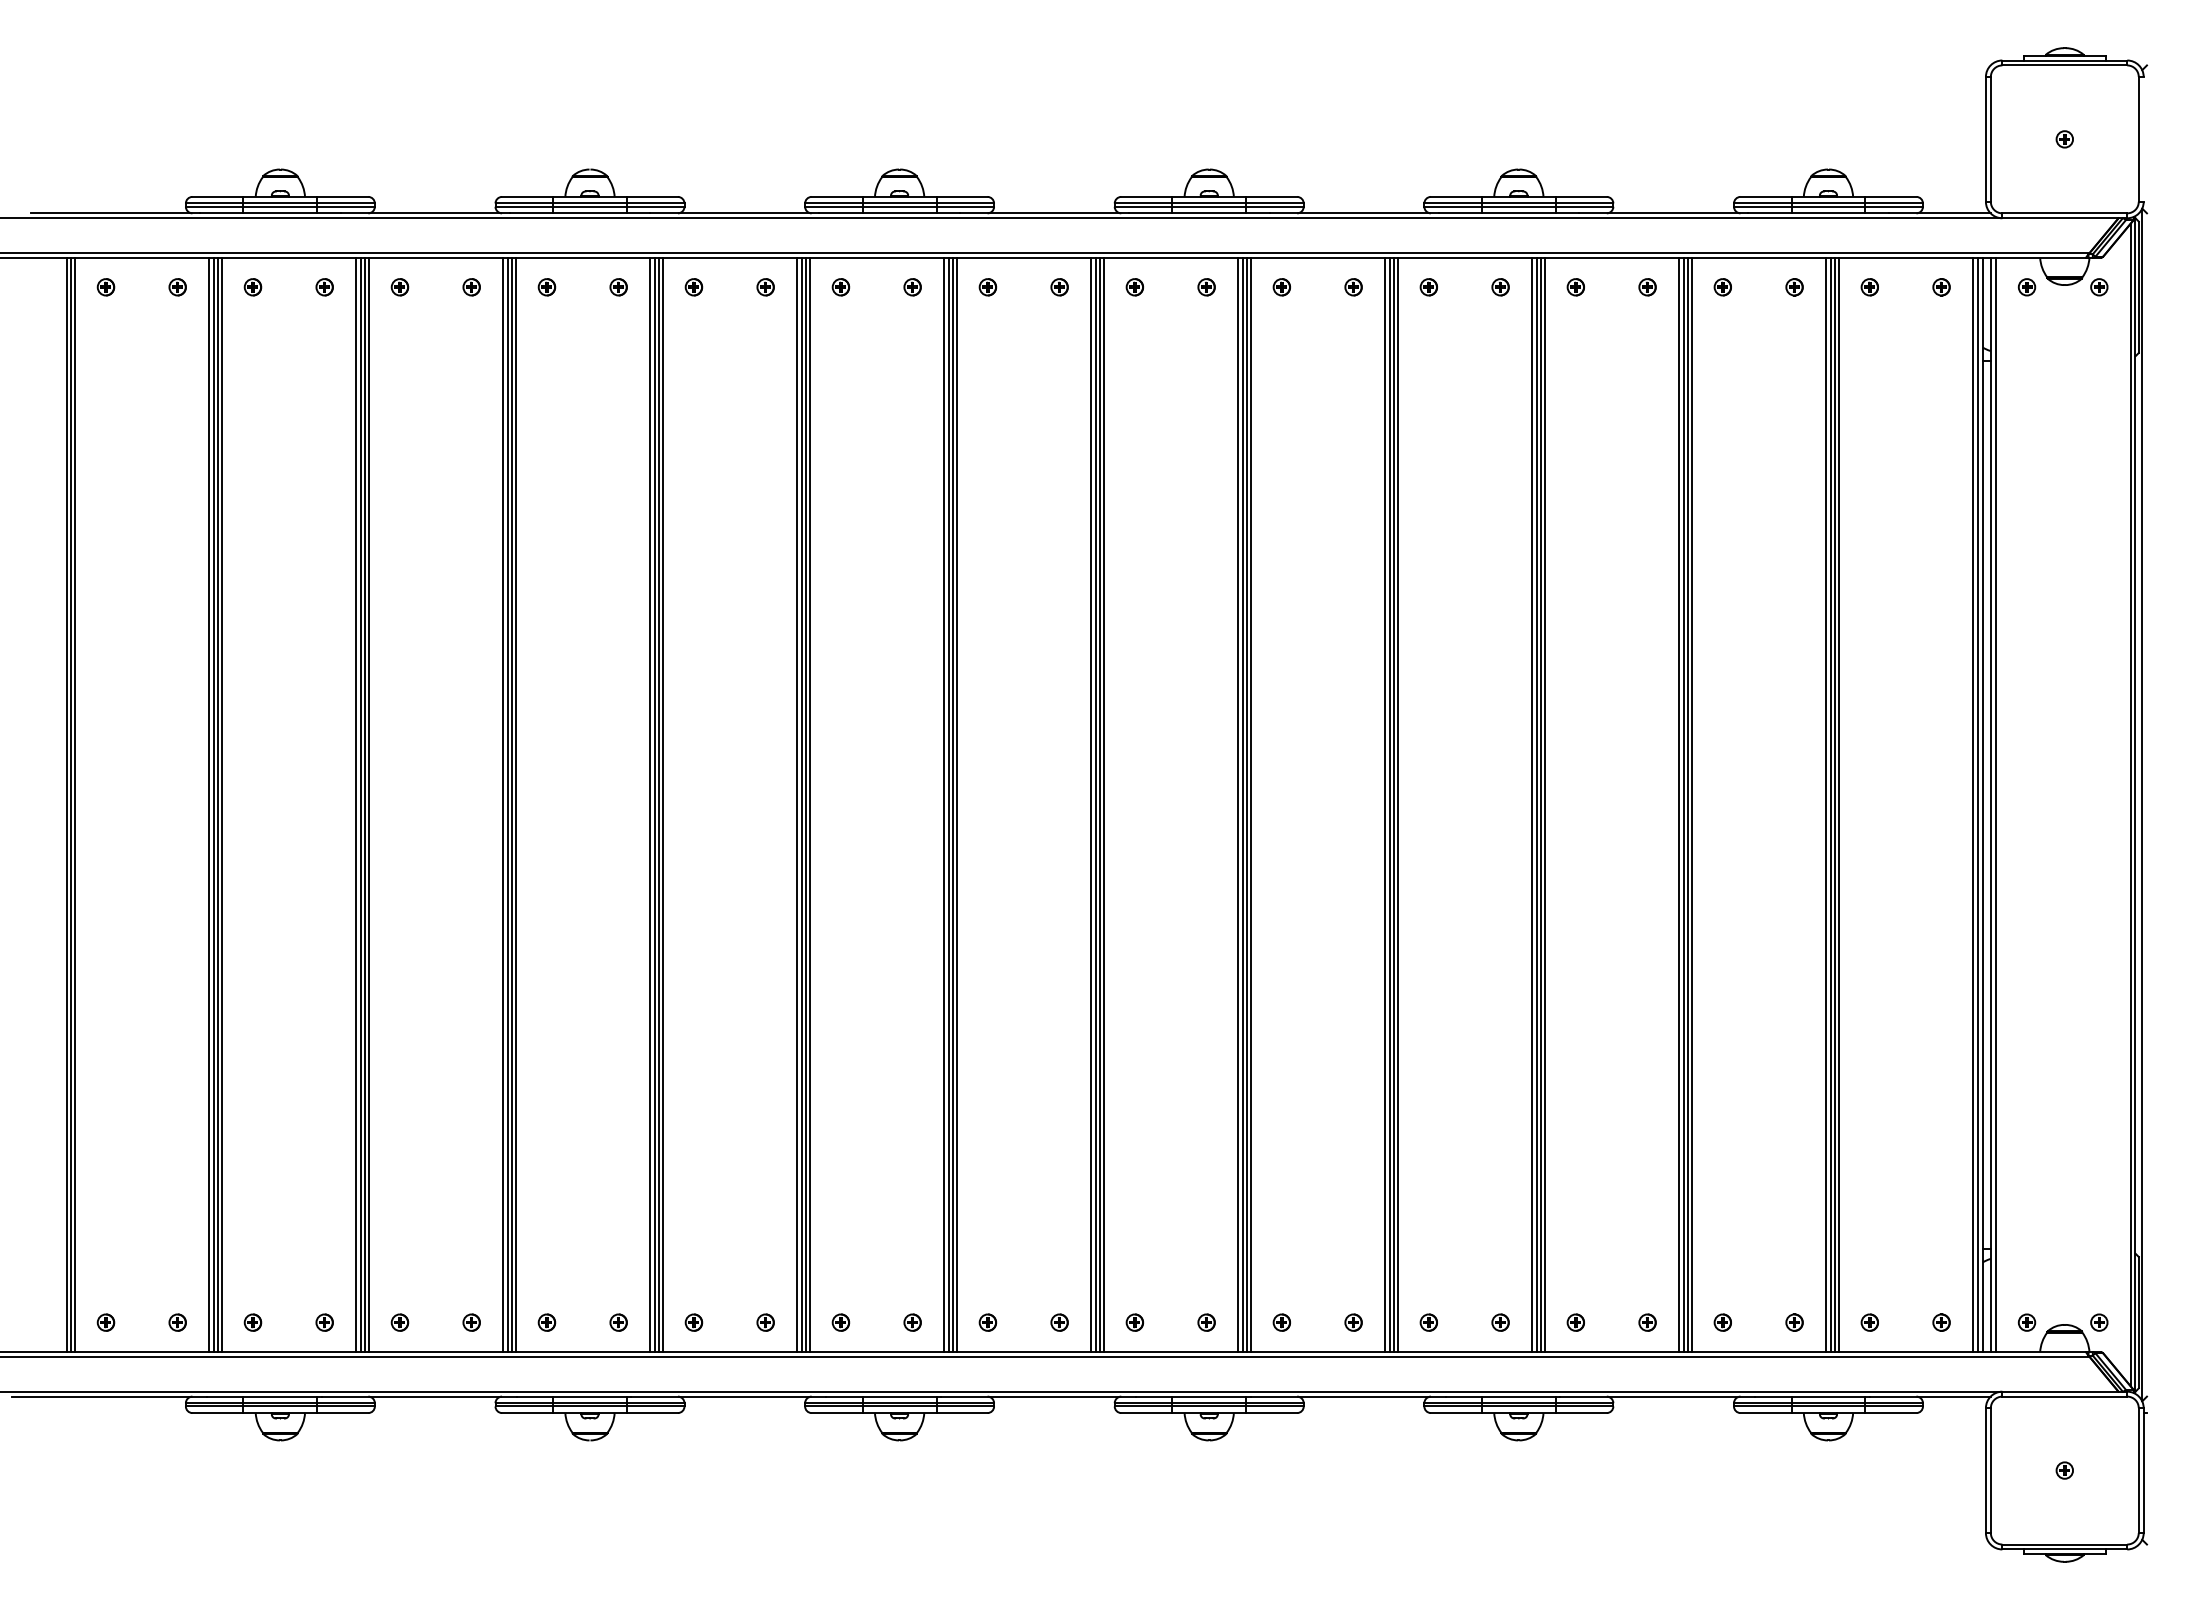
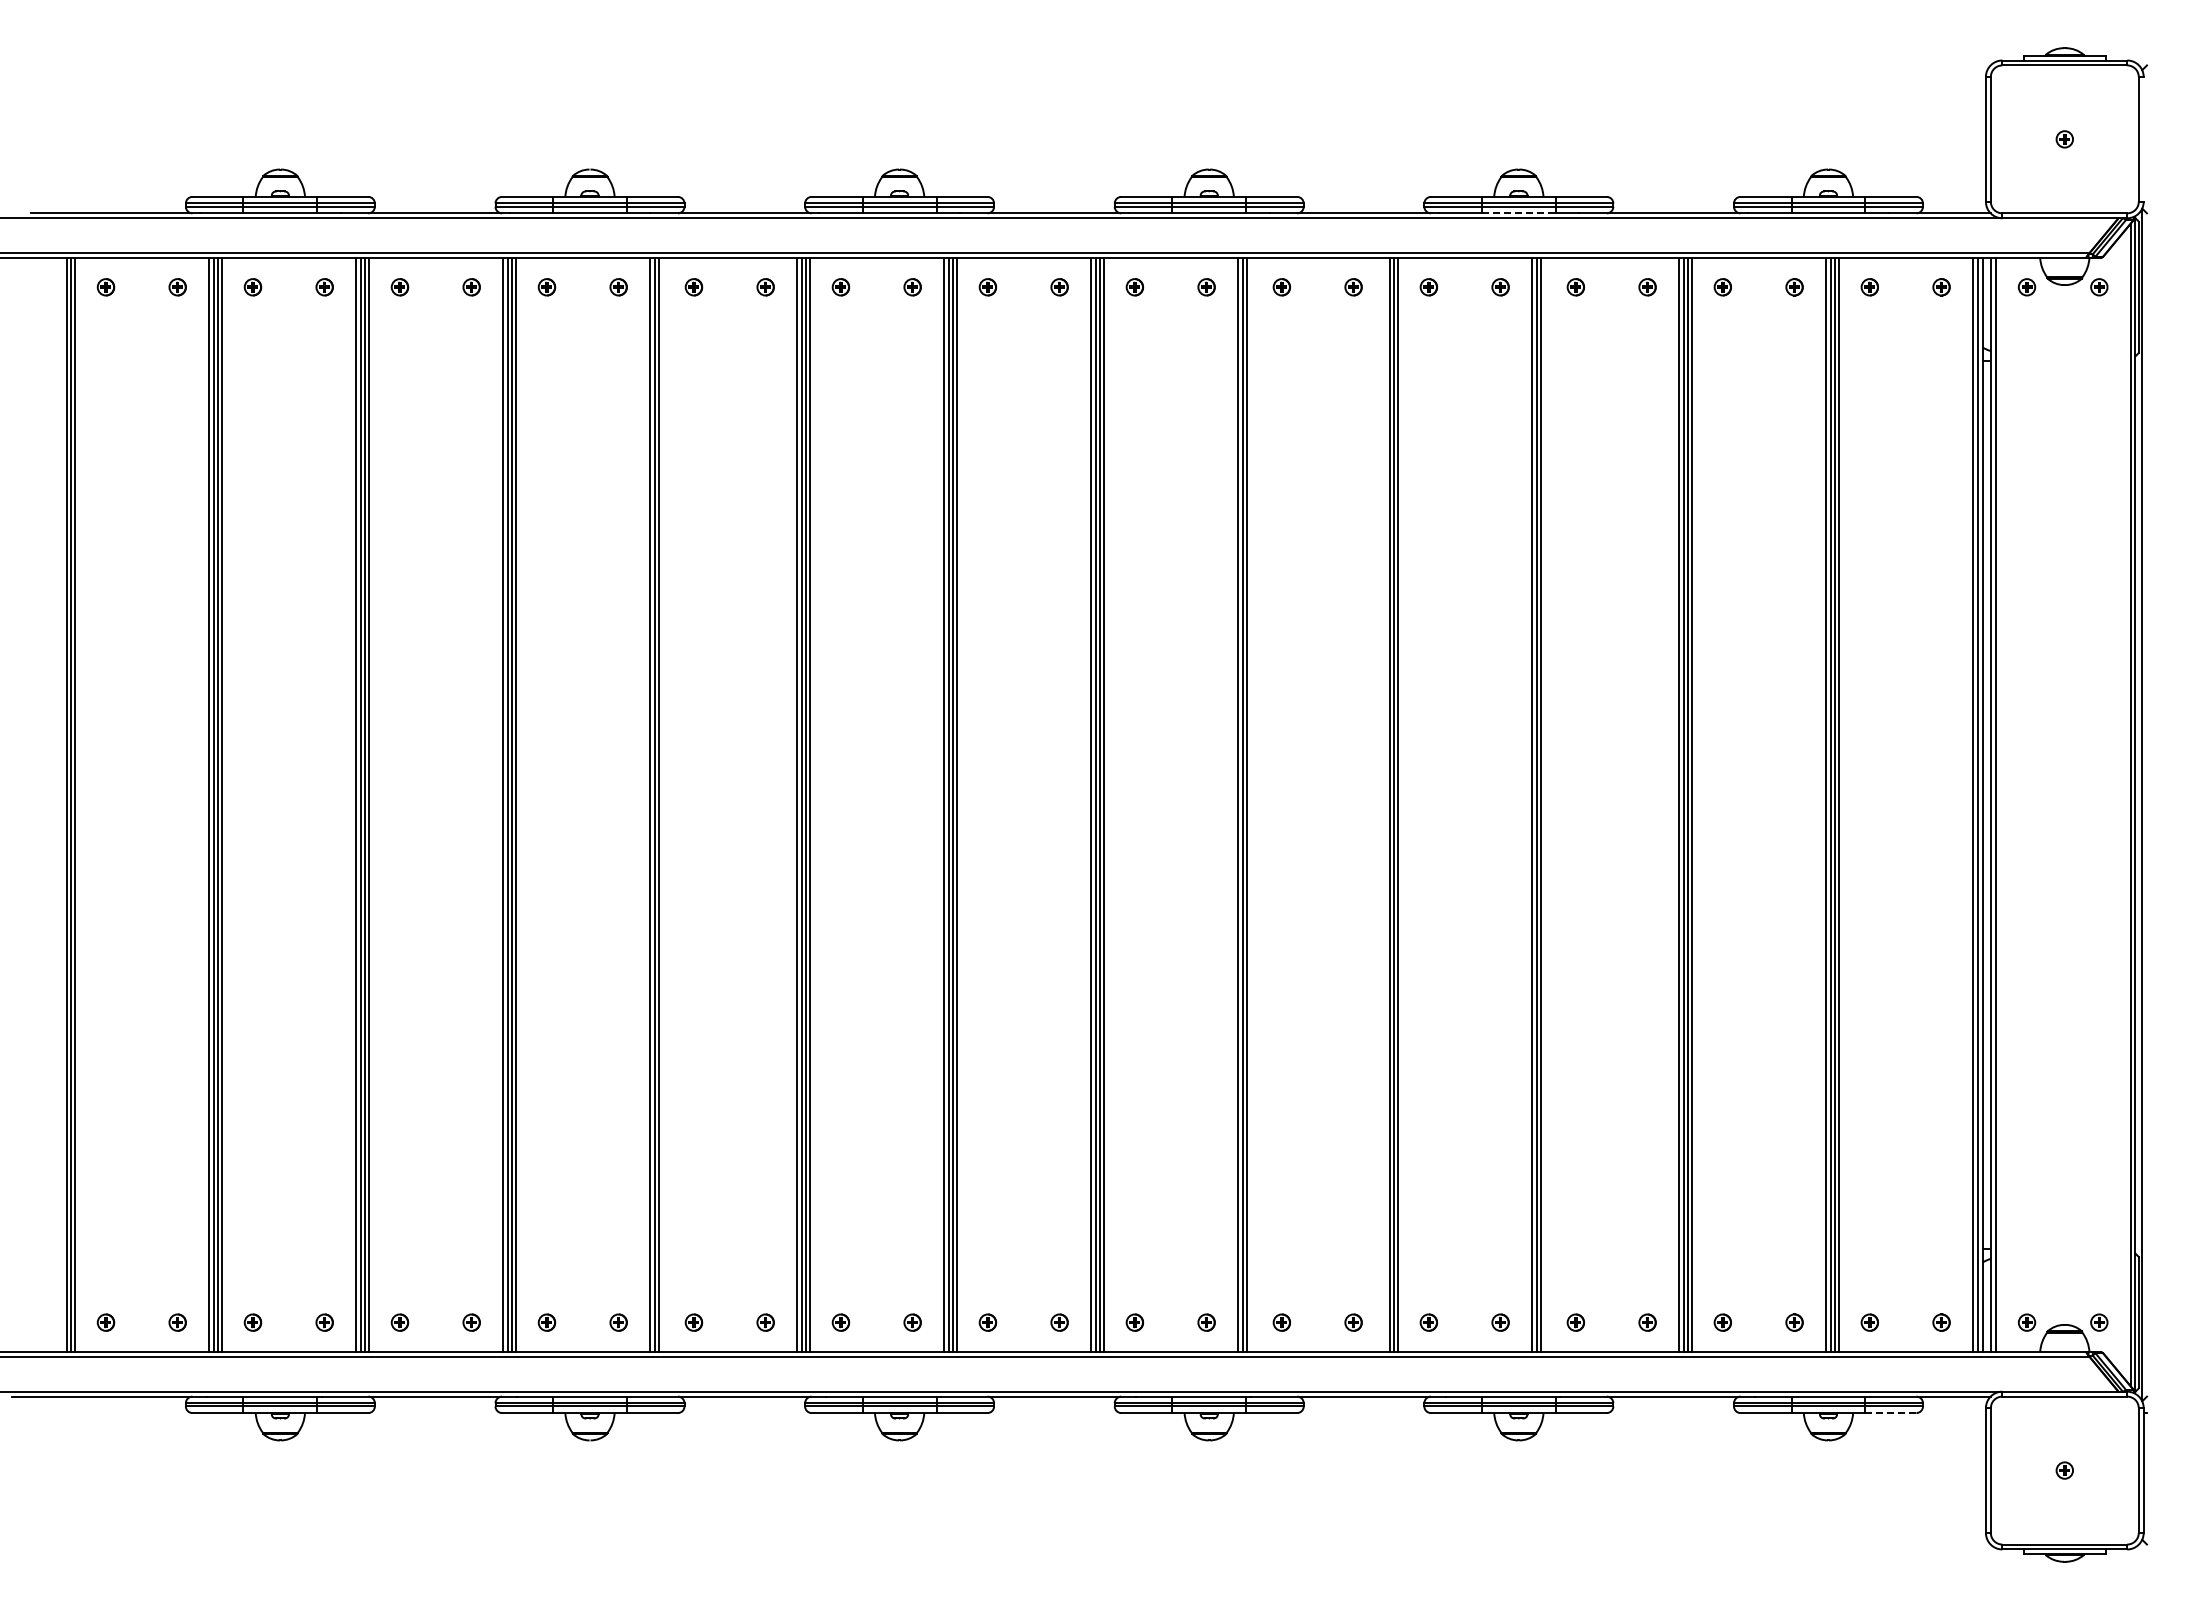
line: solid -> dashed (1518, 213)
line: present -> none (663, 804)
line: present -> none (1251, 804)
line: present -> none (1384, 804)
line: present -> none (1545, 804)
line: solid -> dashed (1890, 1413)
